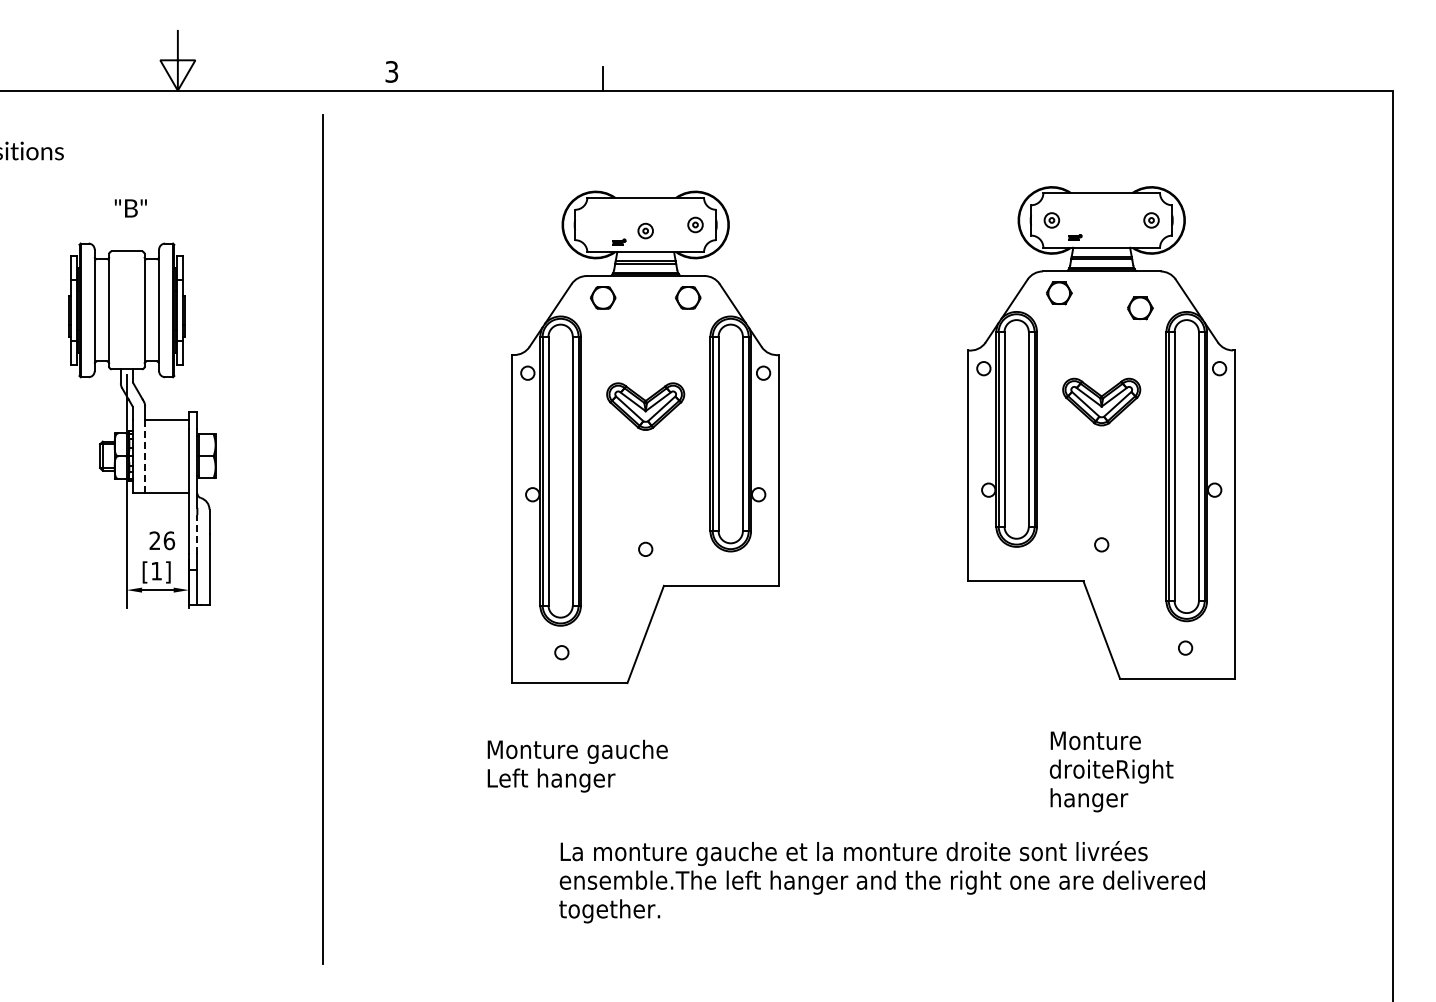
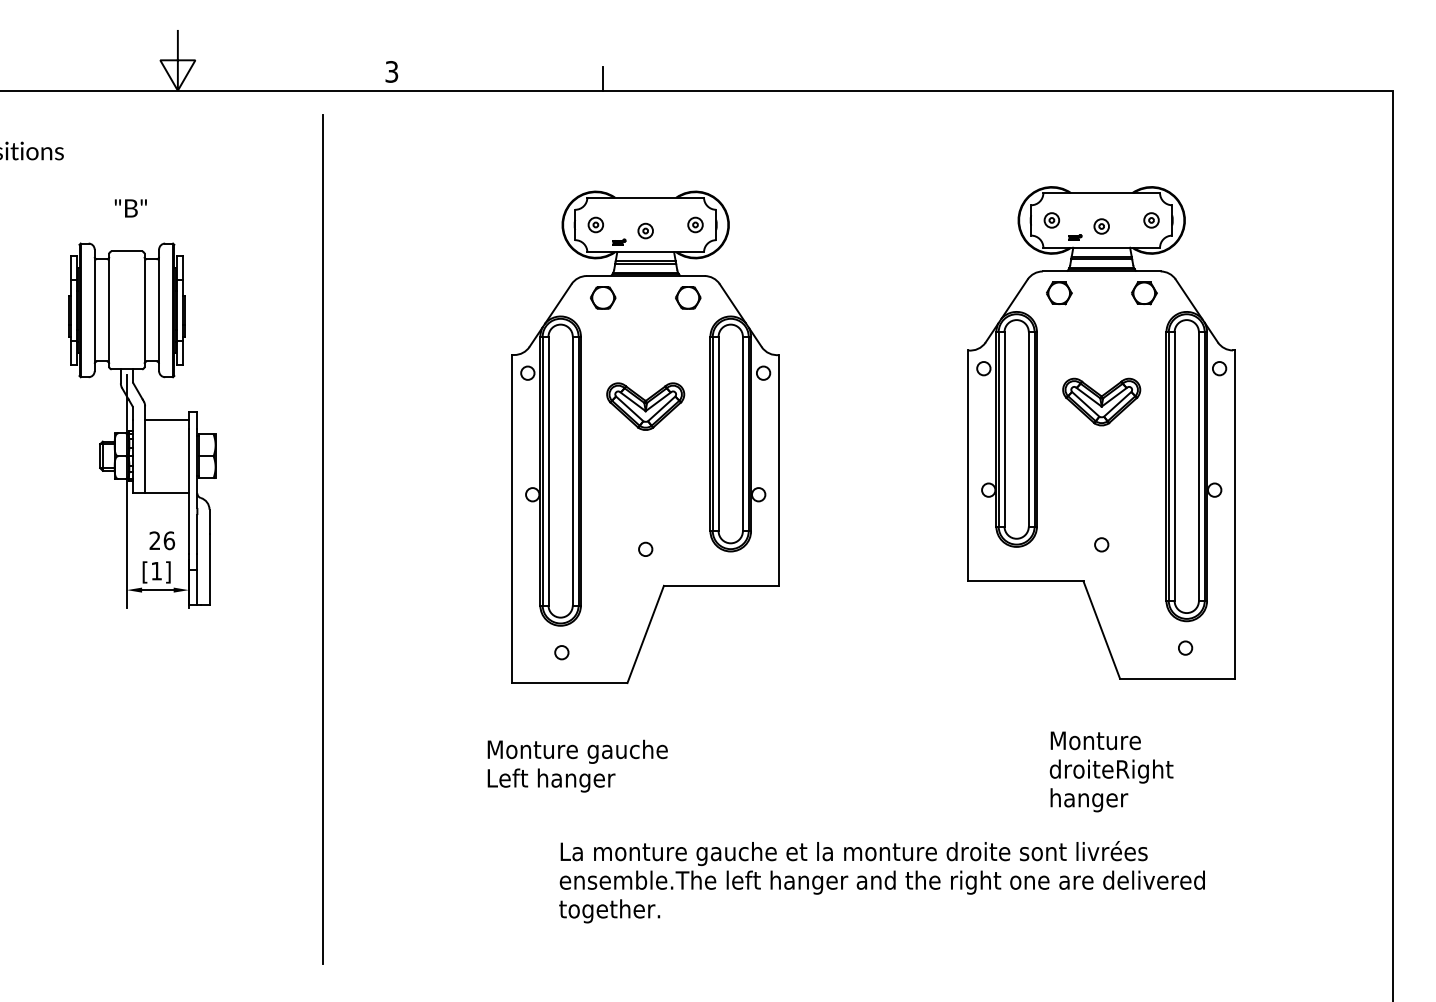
part: none -> present (595, 224)
part: none -> present (1101, 226)
part position: (1140, 308) -> (1144, 293) (1144, 293)
line: dashed -> solid (145, 456)
line: dashed -> solid (197, 534)
